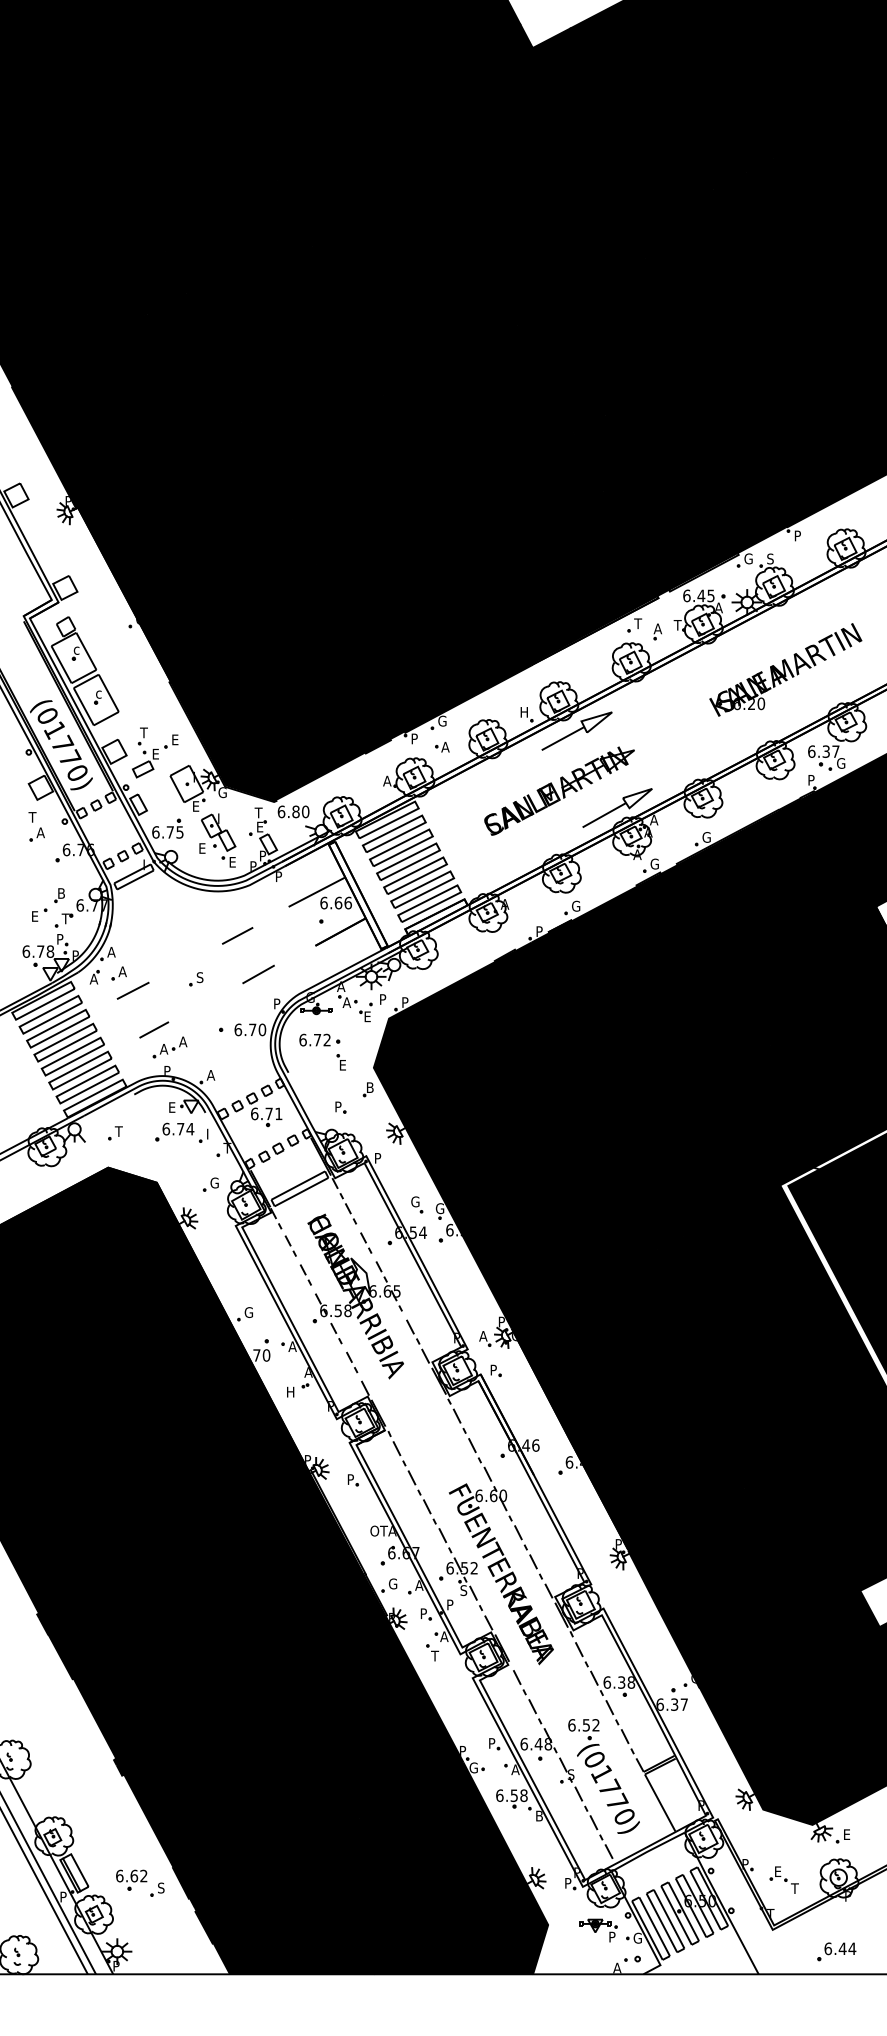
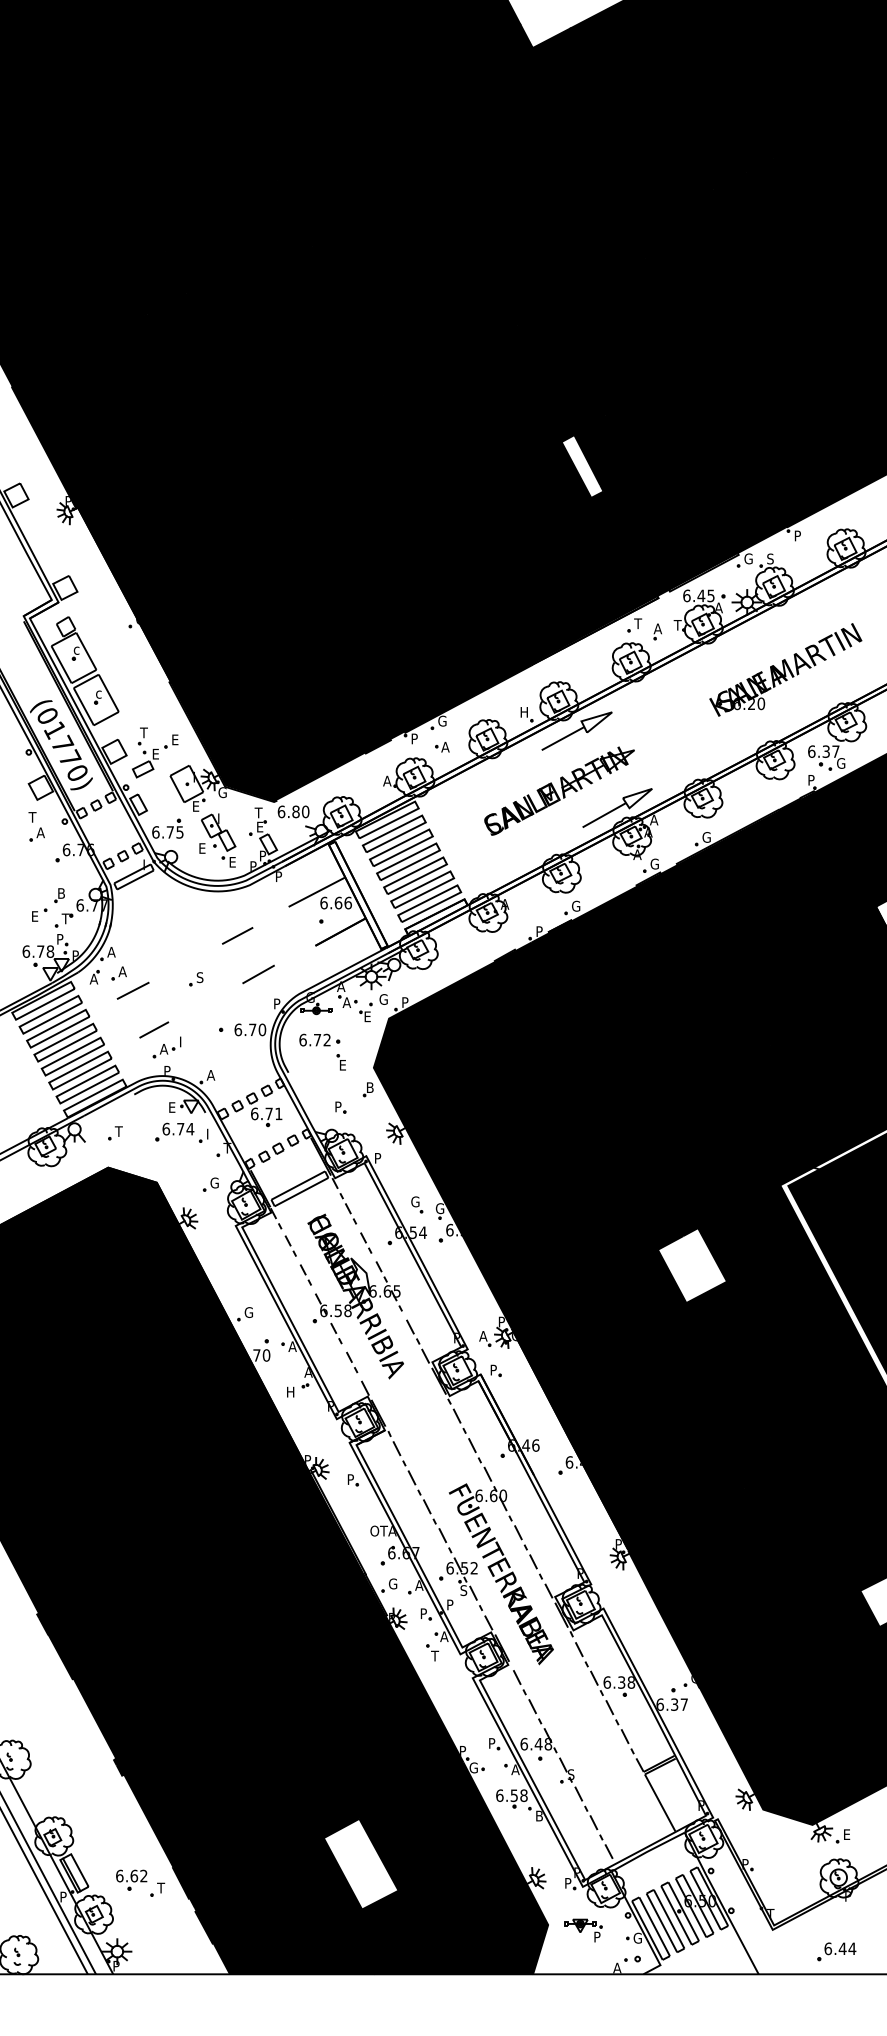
fill: present -> none (582, 466)
text: P -> G (383, 999)
text: A -> I (183, 1041)
fill: present -> none (692, 1265)
part: present -> none (603, 1776)
fill: present -> none (360, 1863)
part: present -> none (783, 1879)
text: S -> T (161, 1887)
part position: (598, 1930) -> (583, 1930) (583, 1930)
